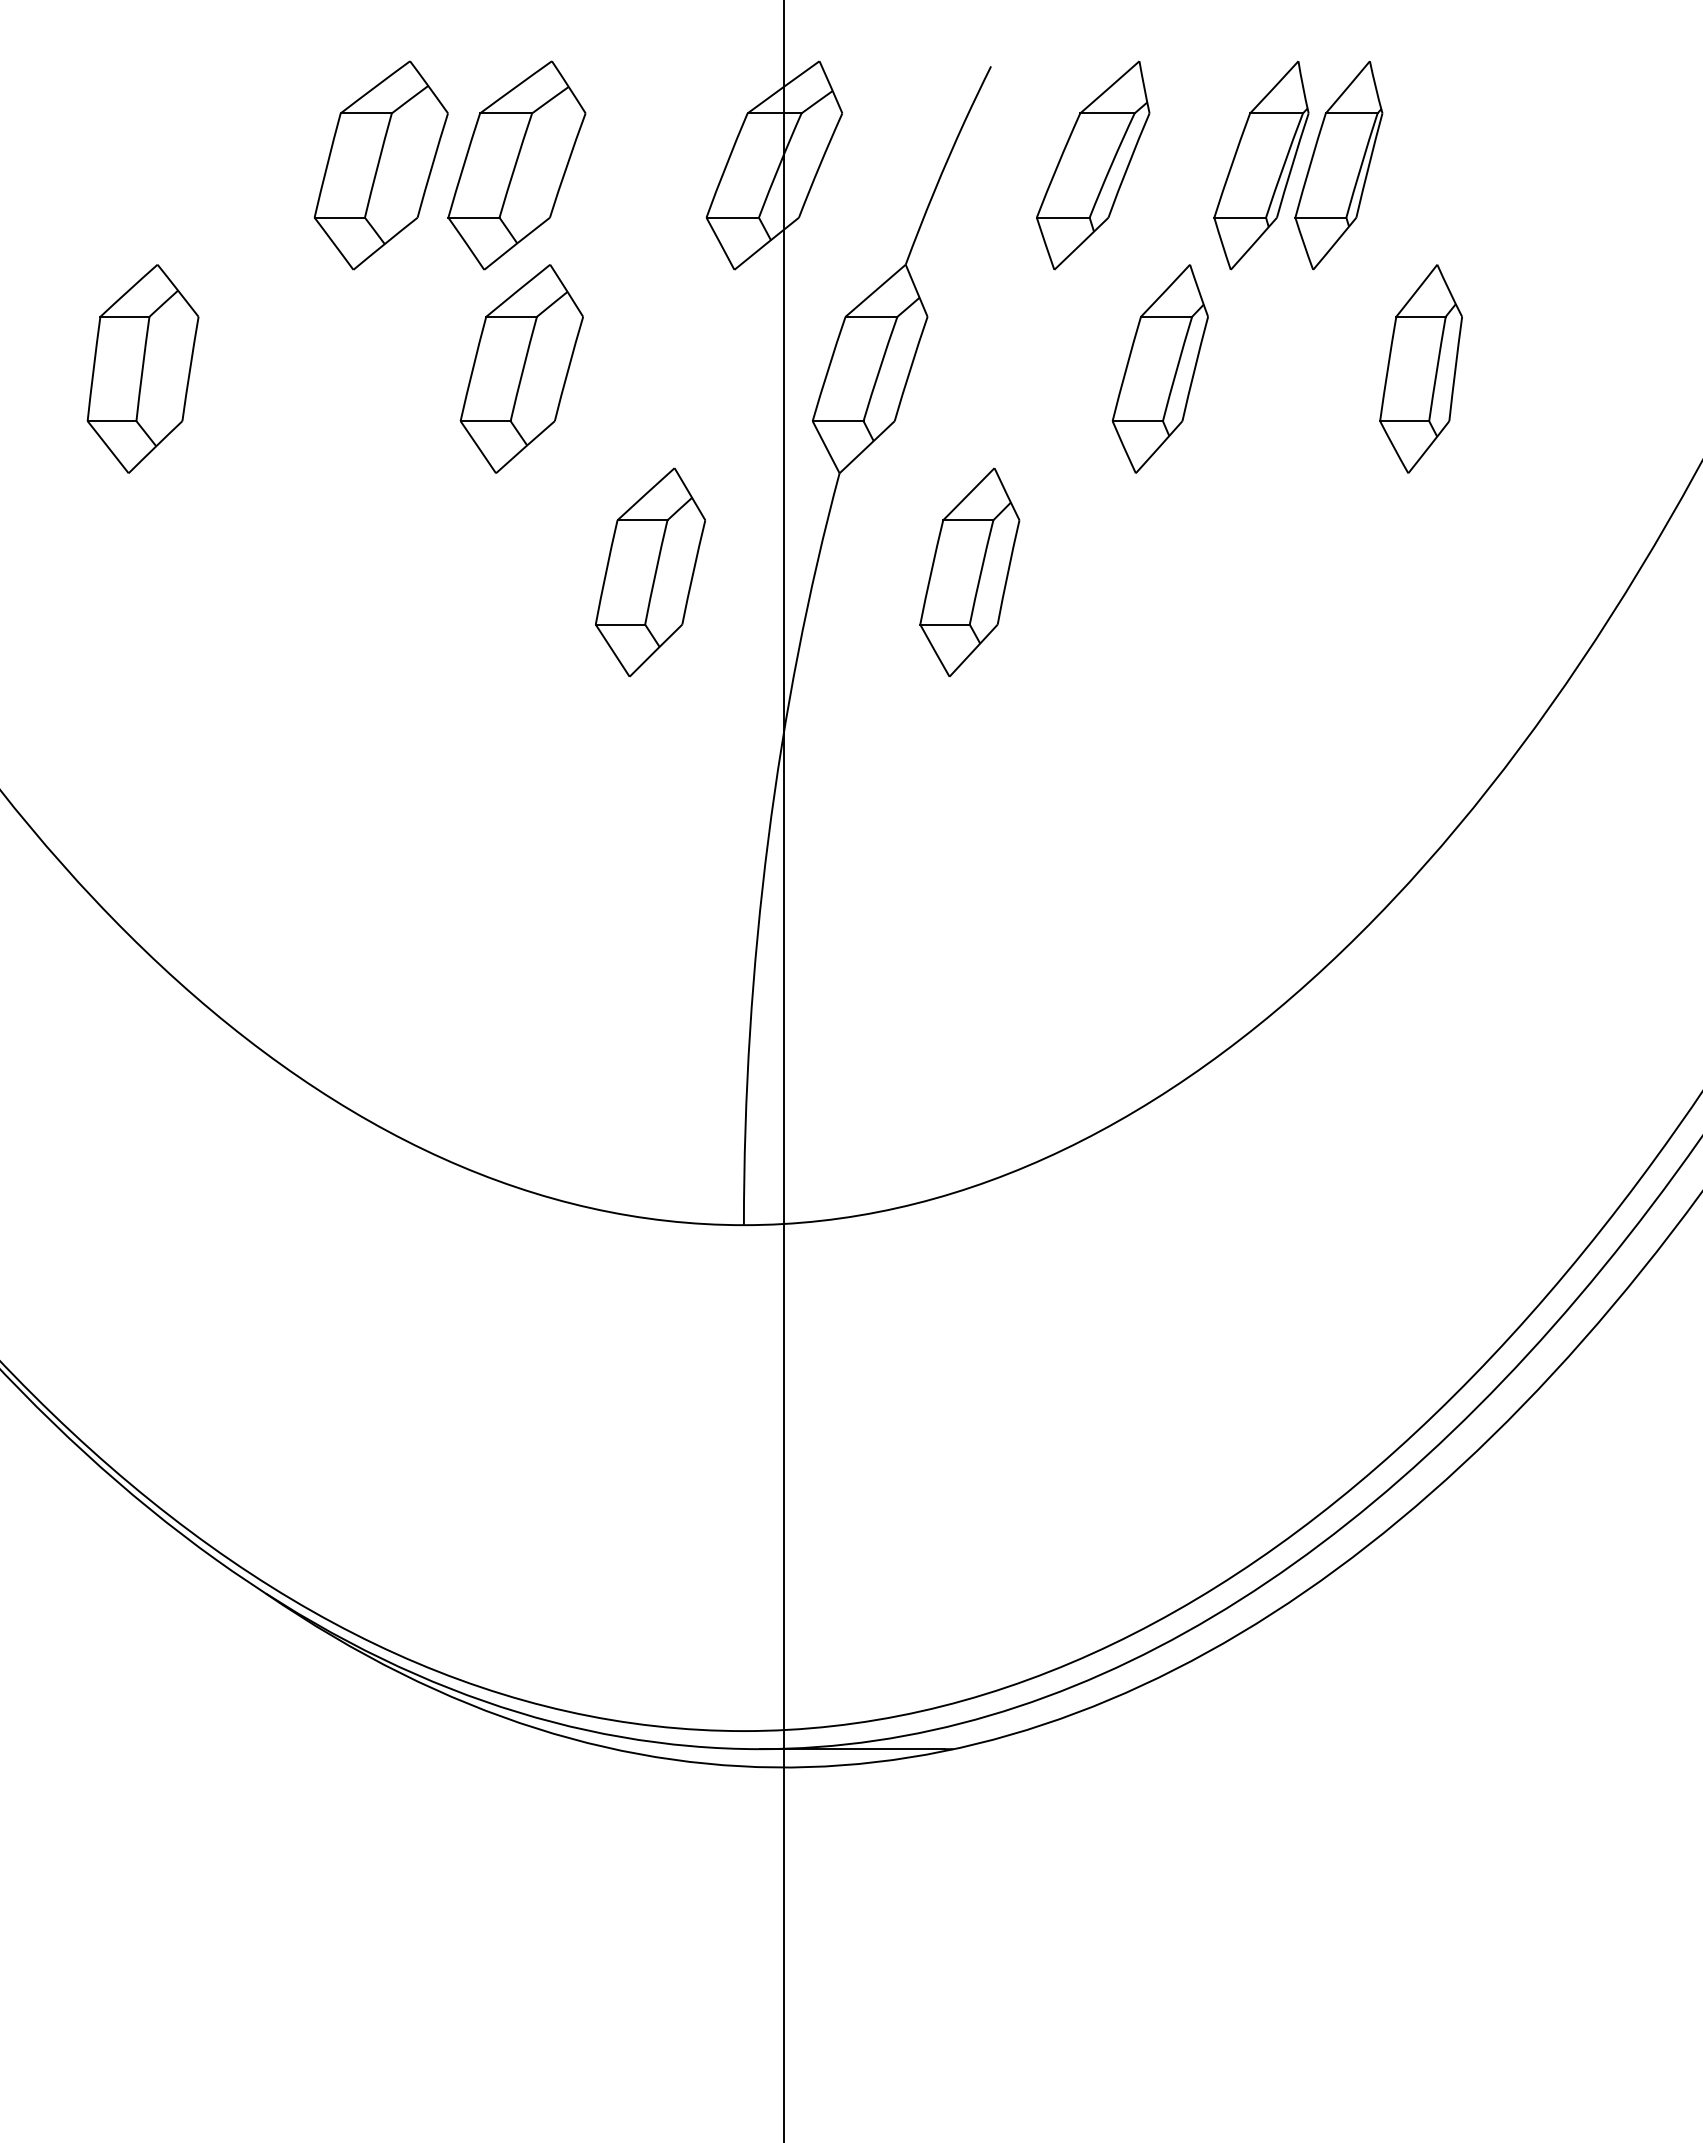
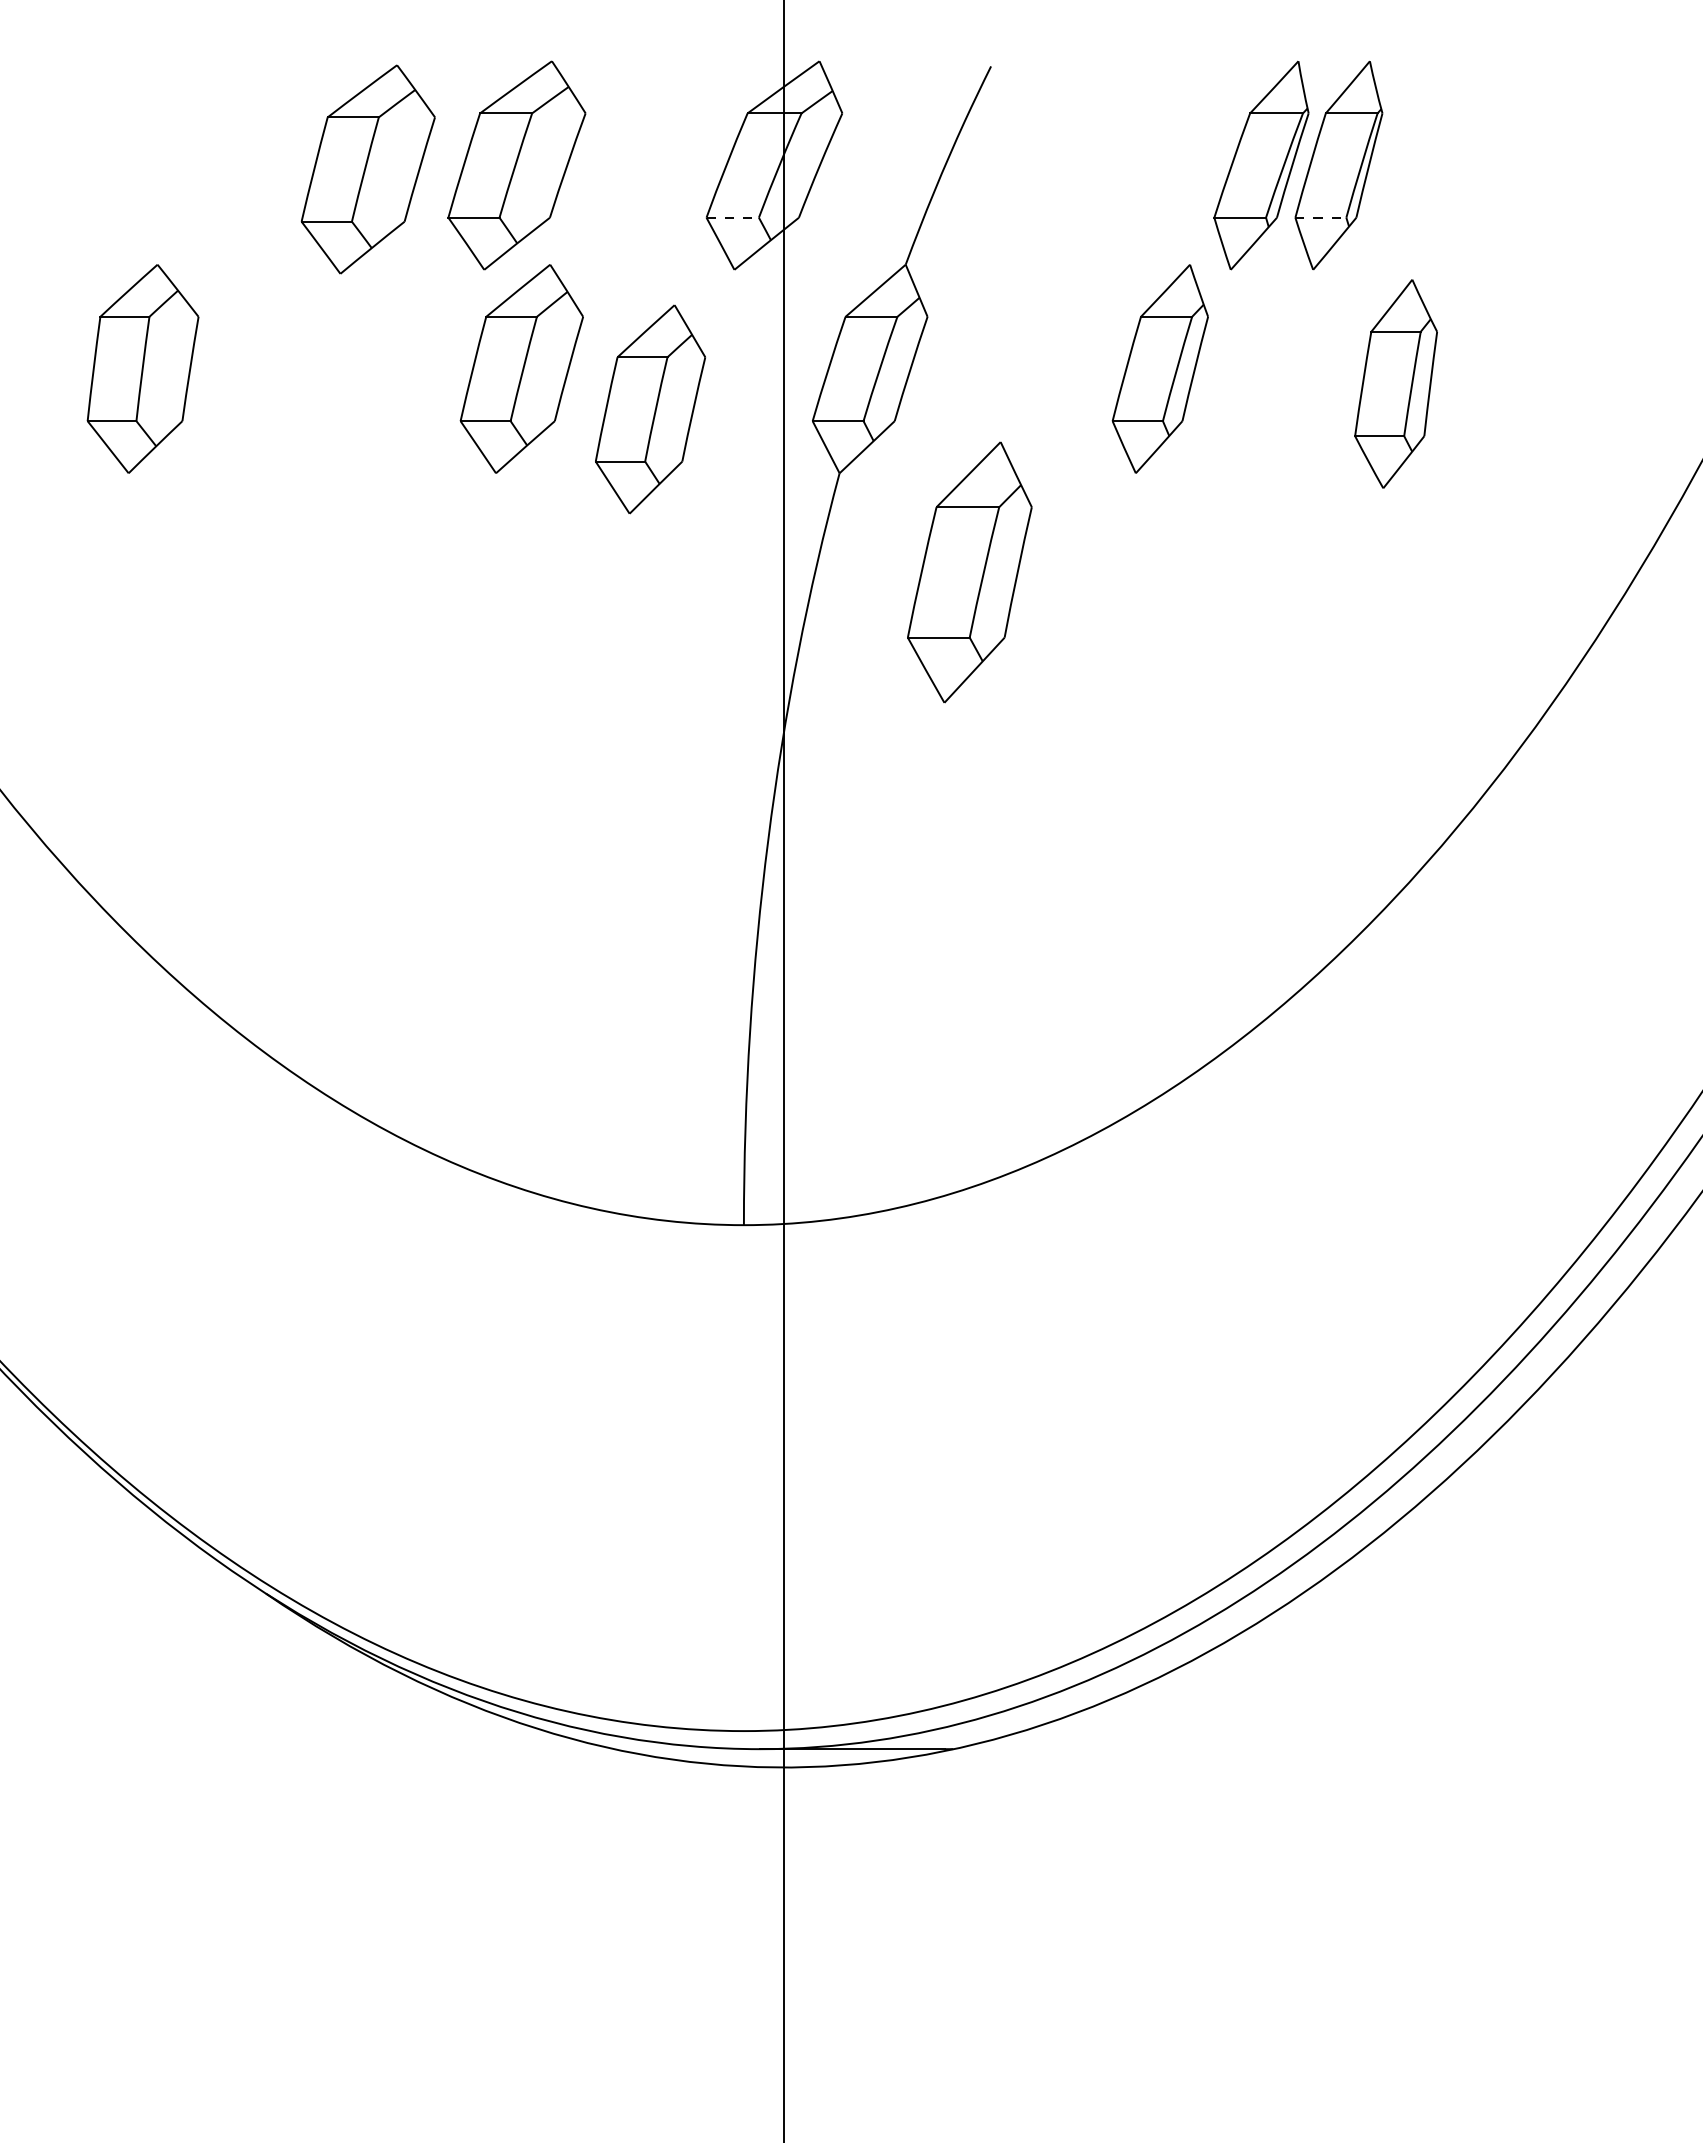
part position: (380, 165) -> (367, 169) (367, 169)
part: present -> none (1093, 165)
line: solid -> dashed (733, 217)
line: solid -> dashed (1321, 217)
part position: (1420, 368) -> (1395, 383) (1395, 383)
part position: (650, 572) -> (650, 409) (650, 409)
part size: 102x211 px -> 126x263 px (969, 572)
